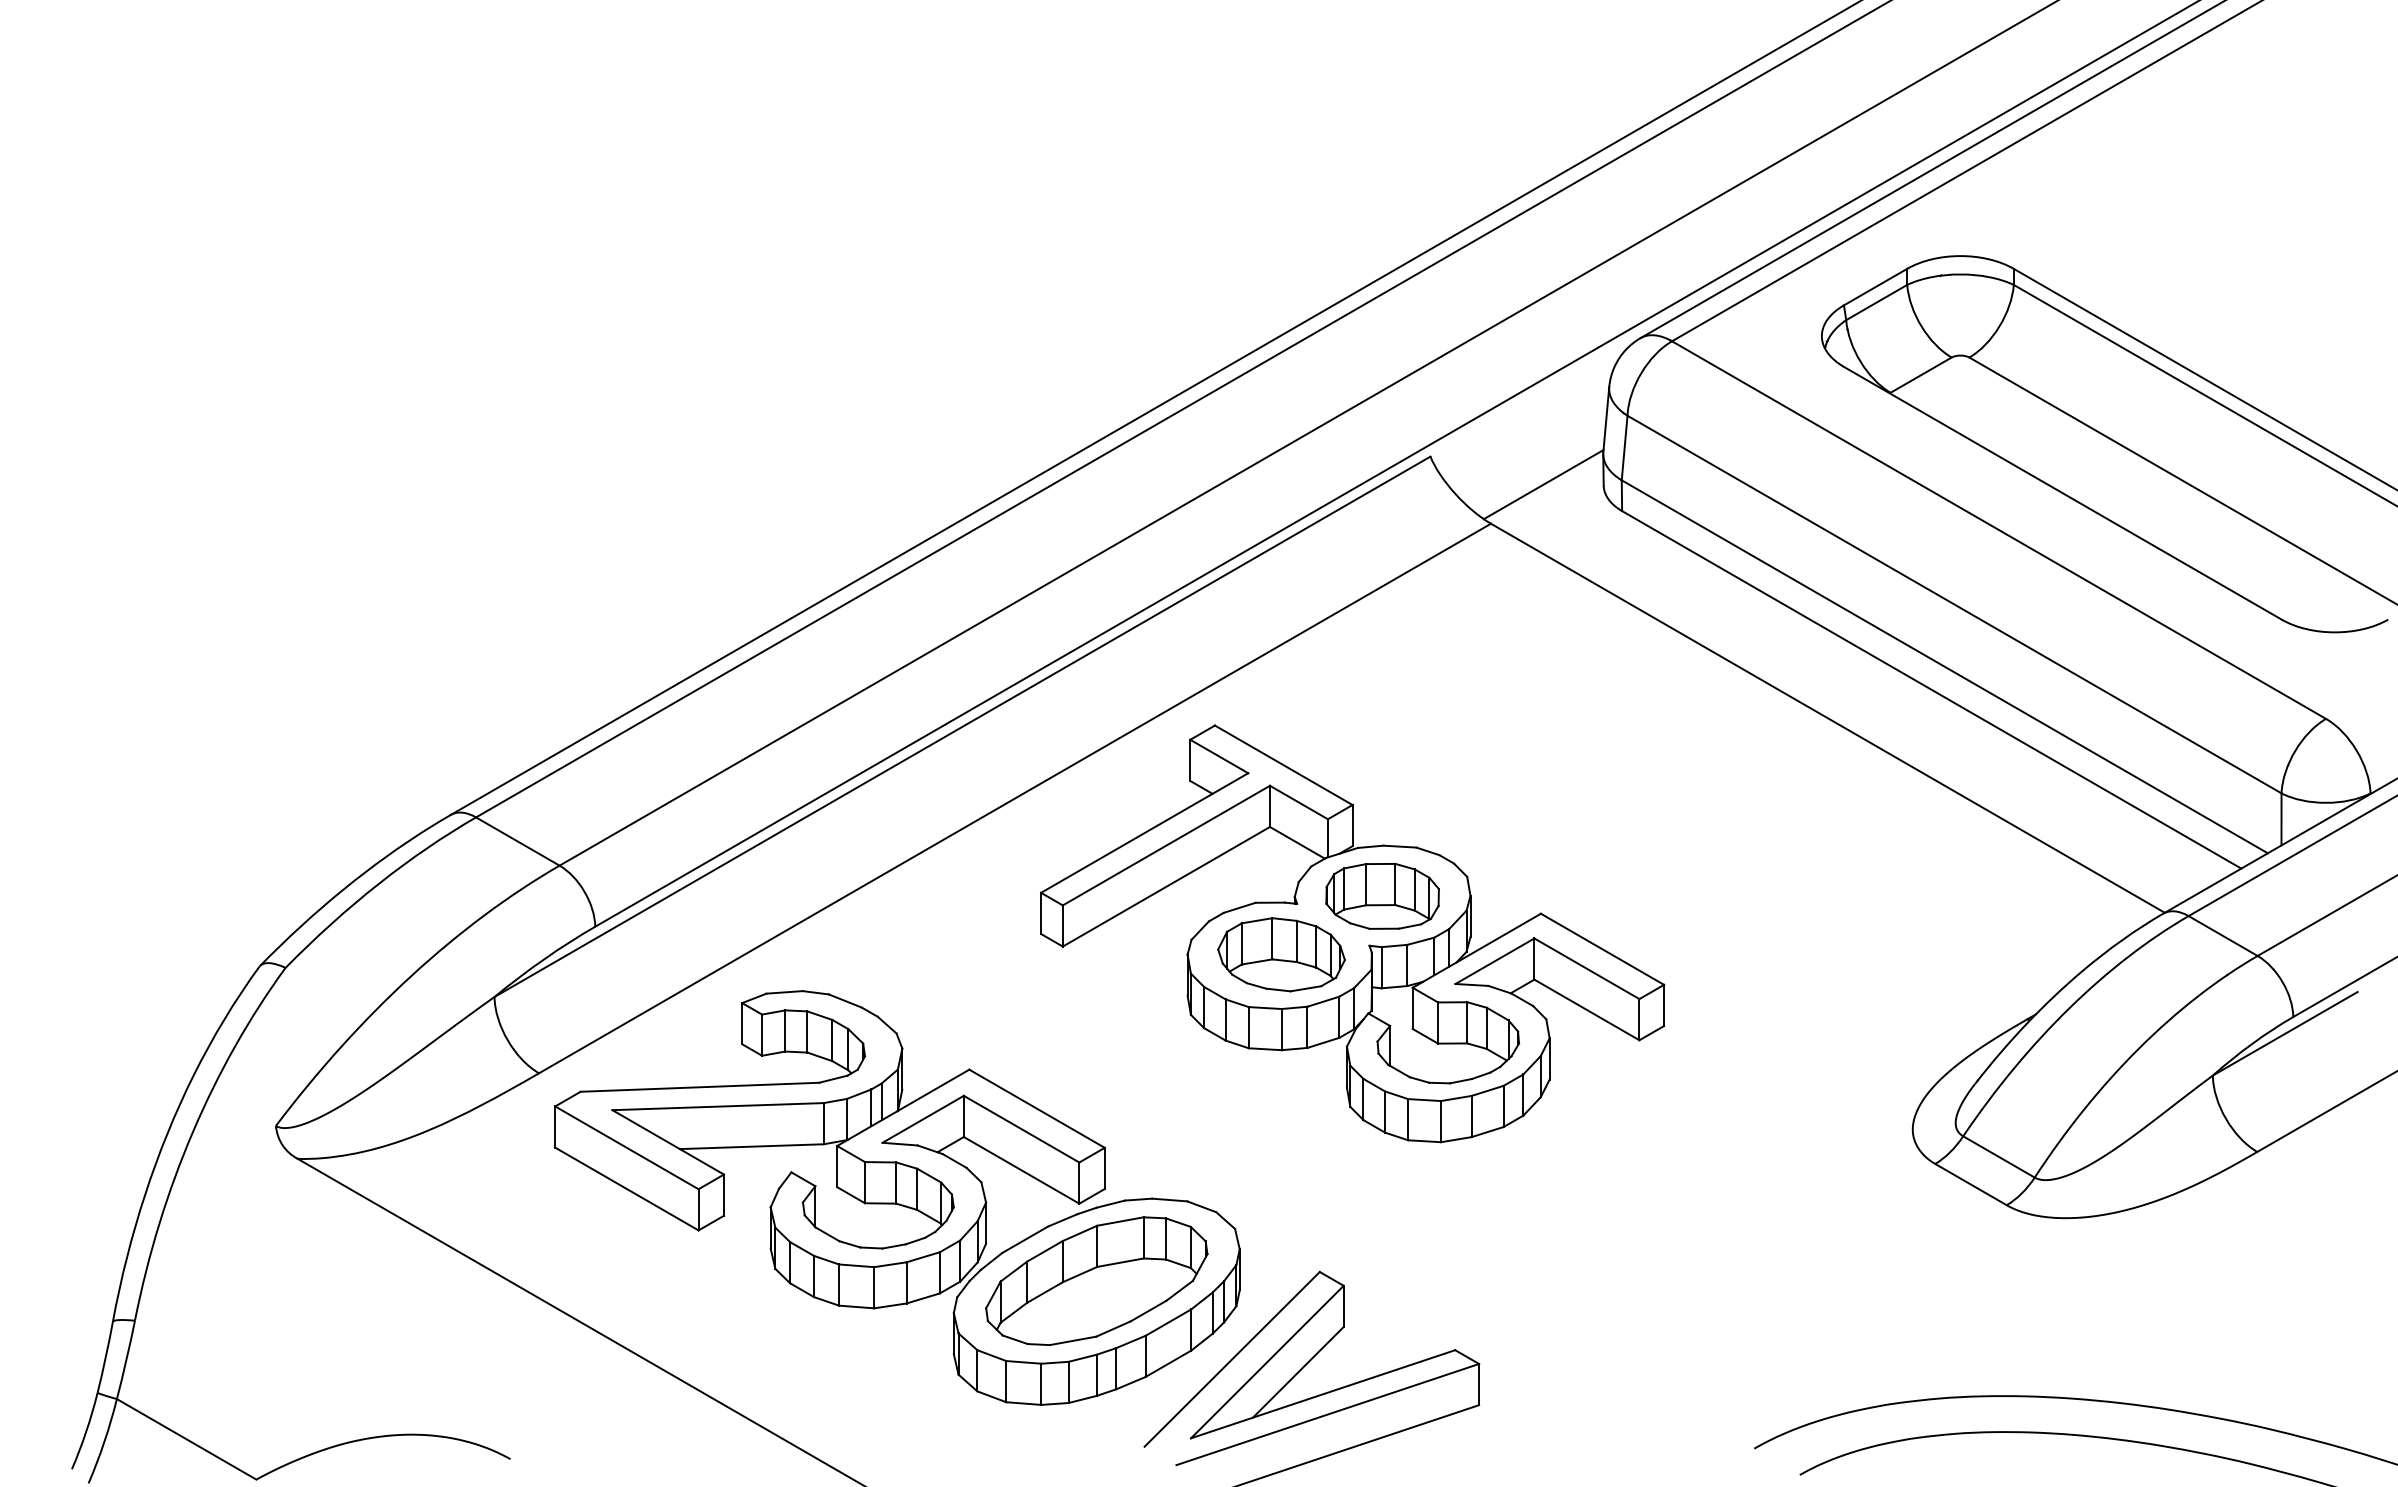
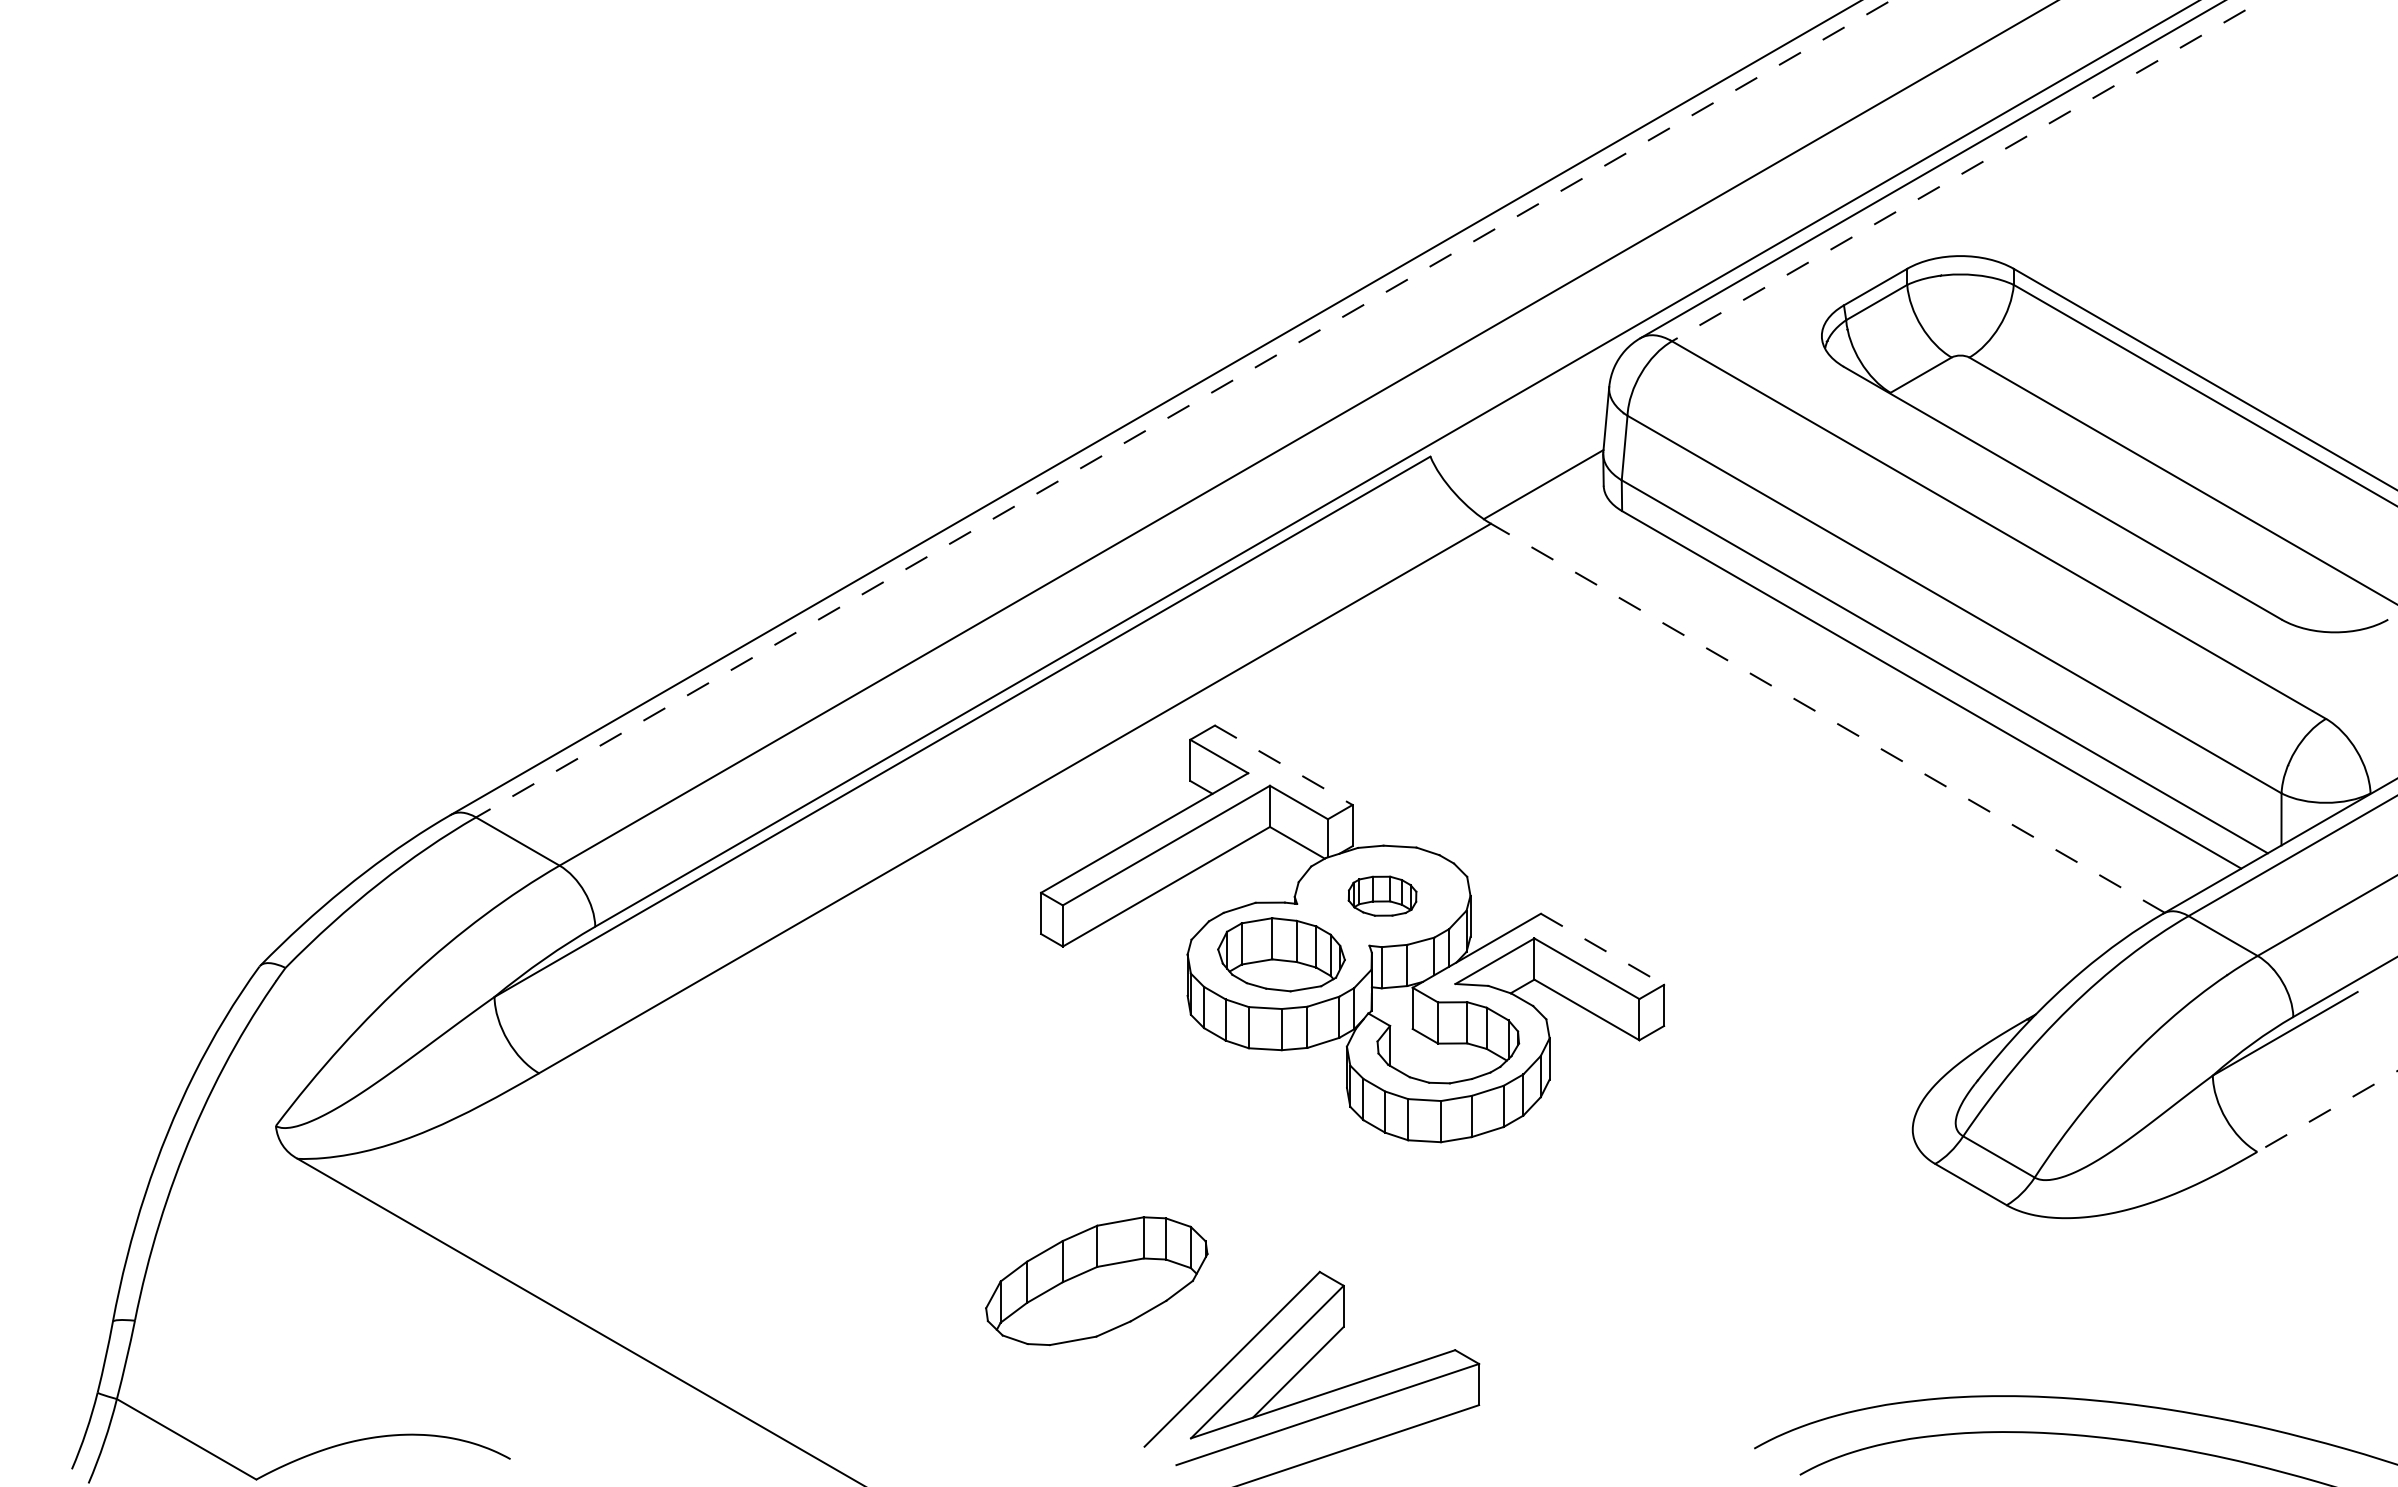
line: solid -> dashed (1967, 170)
line: solid -> dashed (1183, 409)
line: solid -> dashed (1827, 718)
line: solid -> dashed (1284, 765)
part size: 115x68 px -> 71x42 px (1382, 895)
line: solid -> dashed (1602, 949)
line: solid -> dashed (2327, 1111)
part: present -> none (897, 1197)
